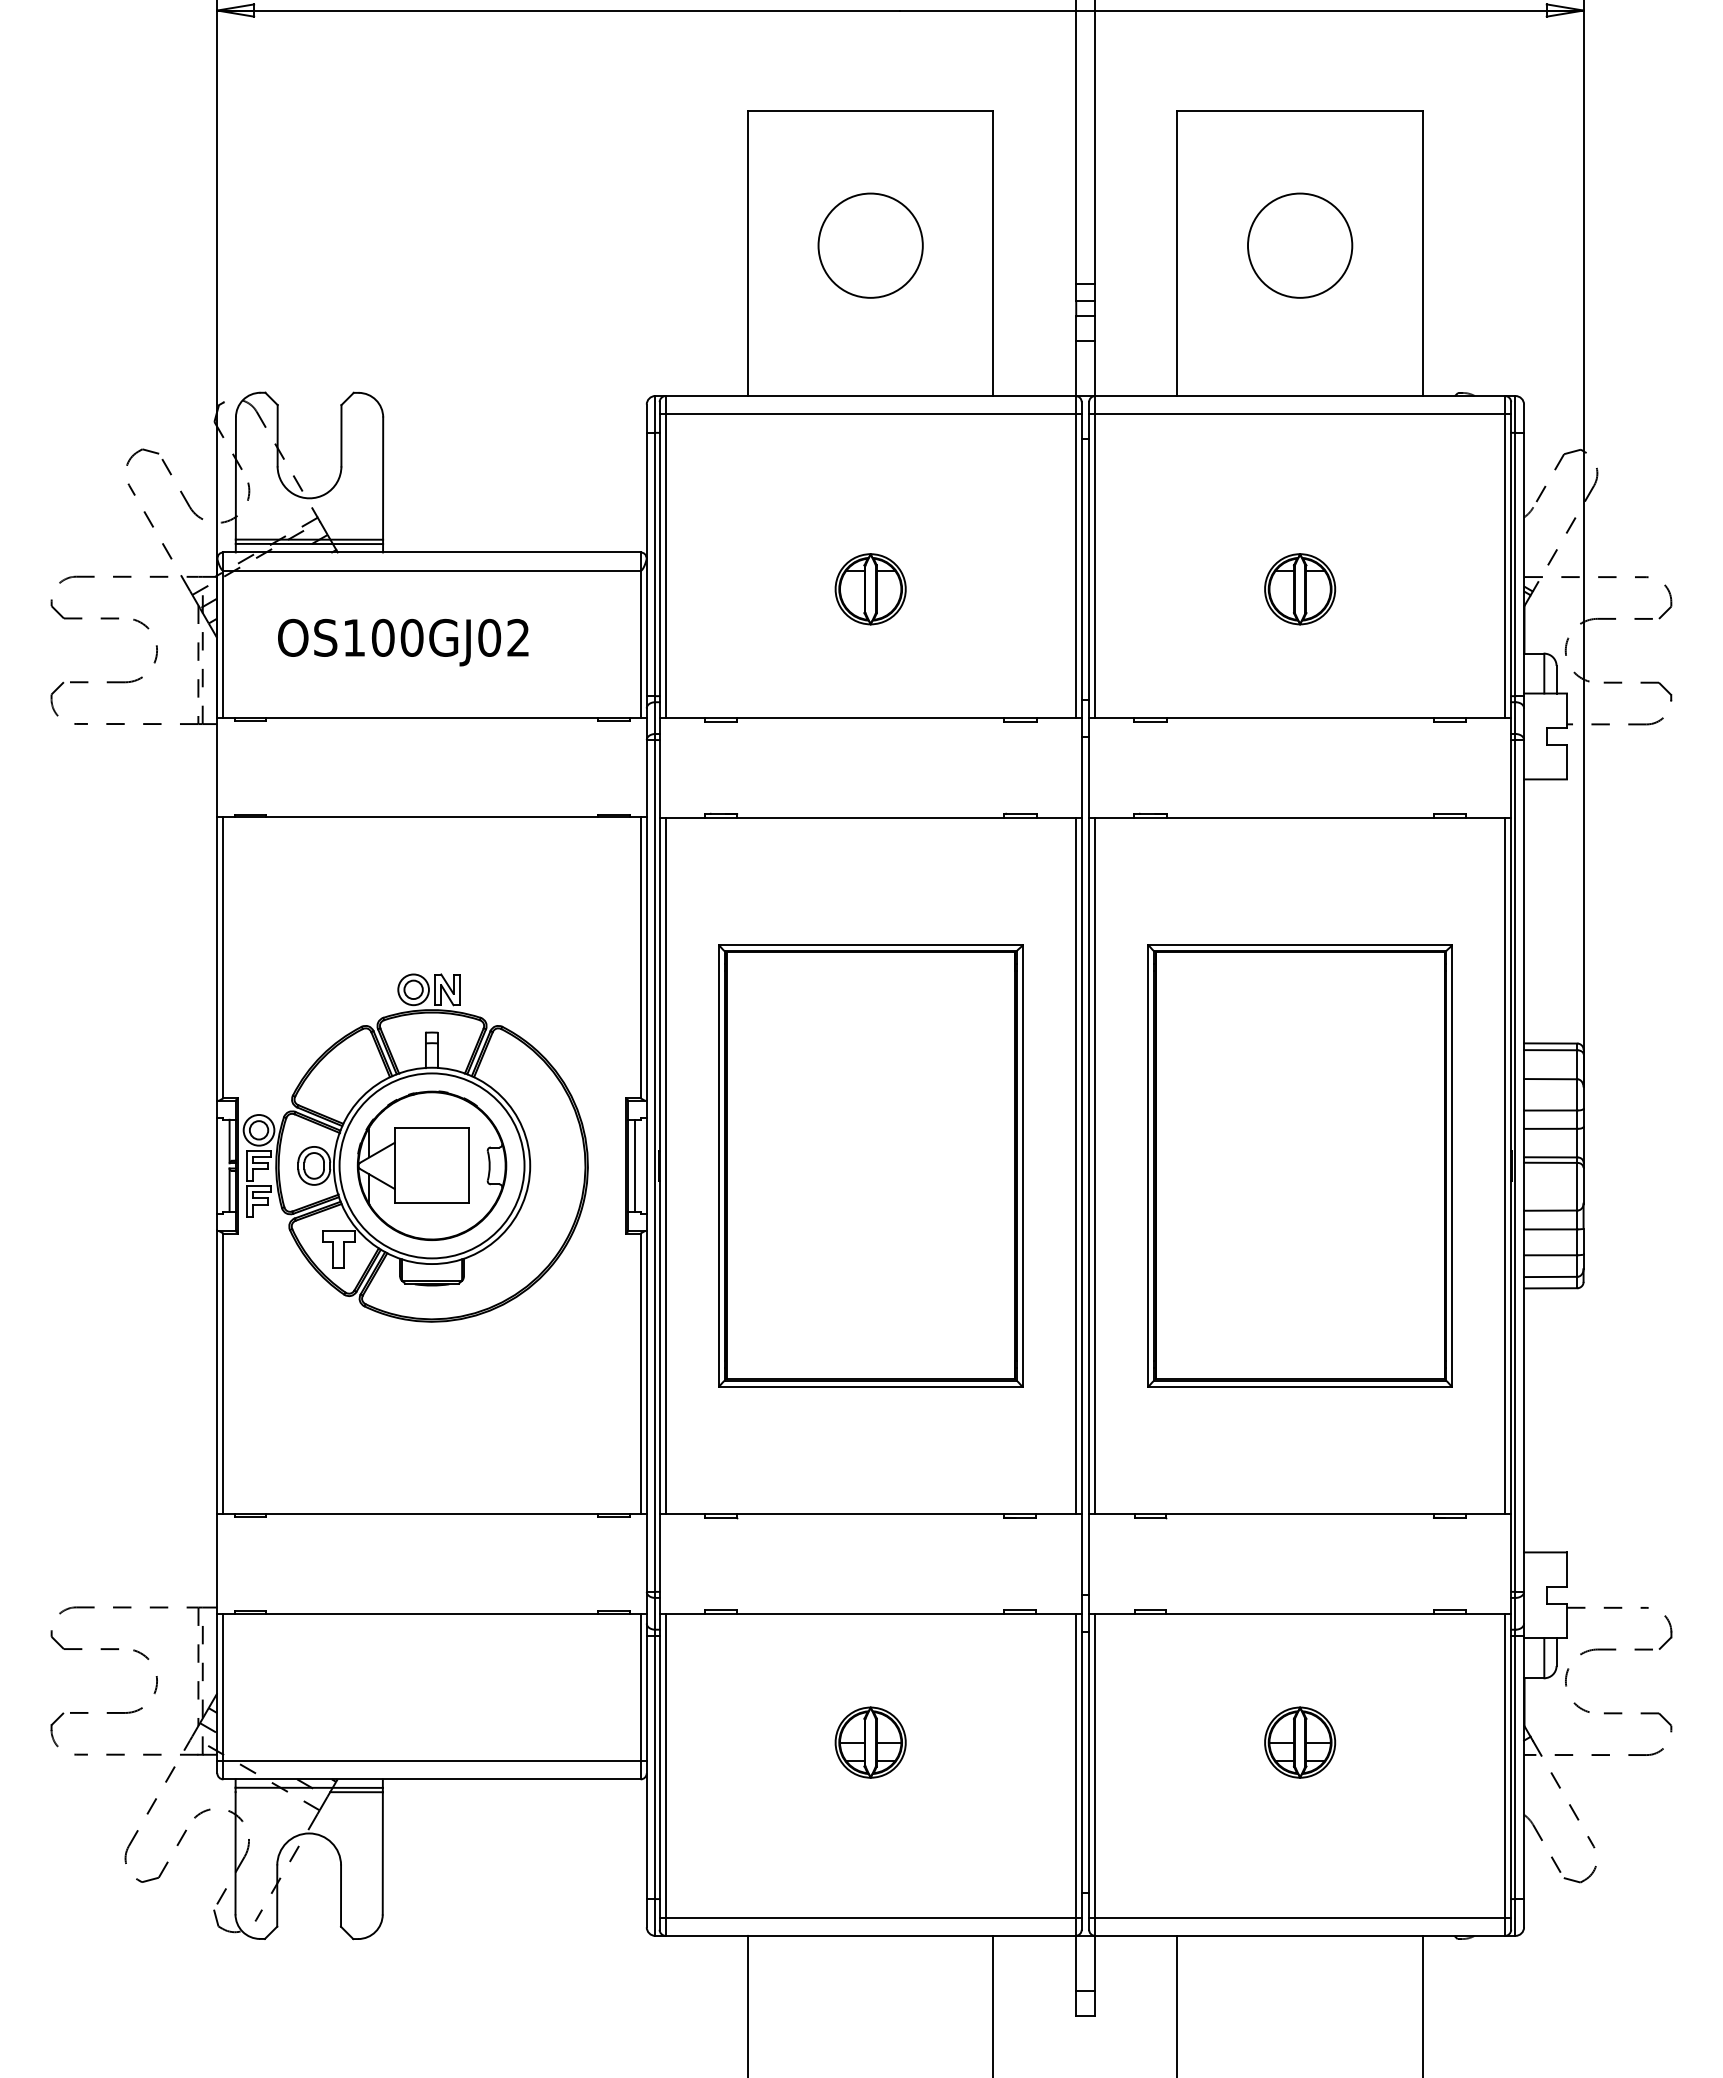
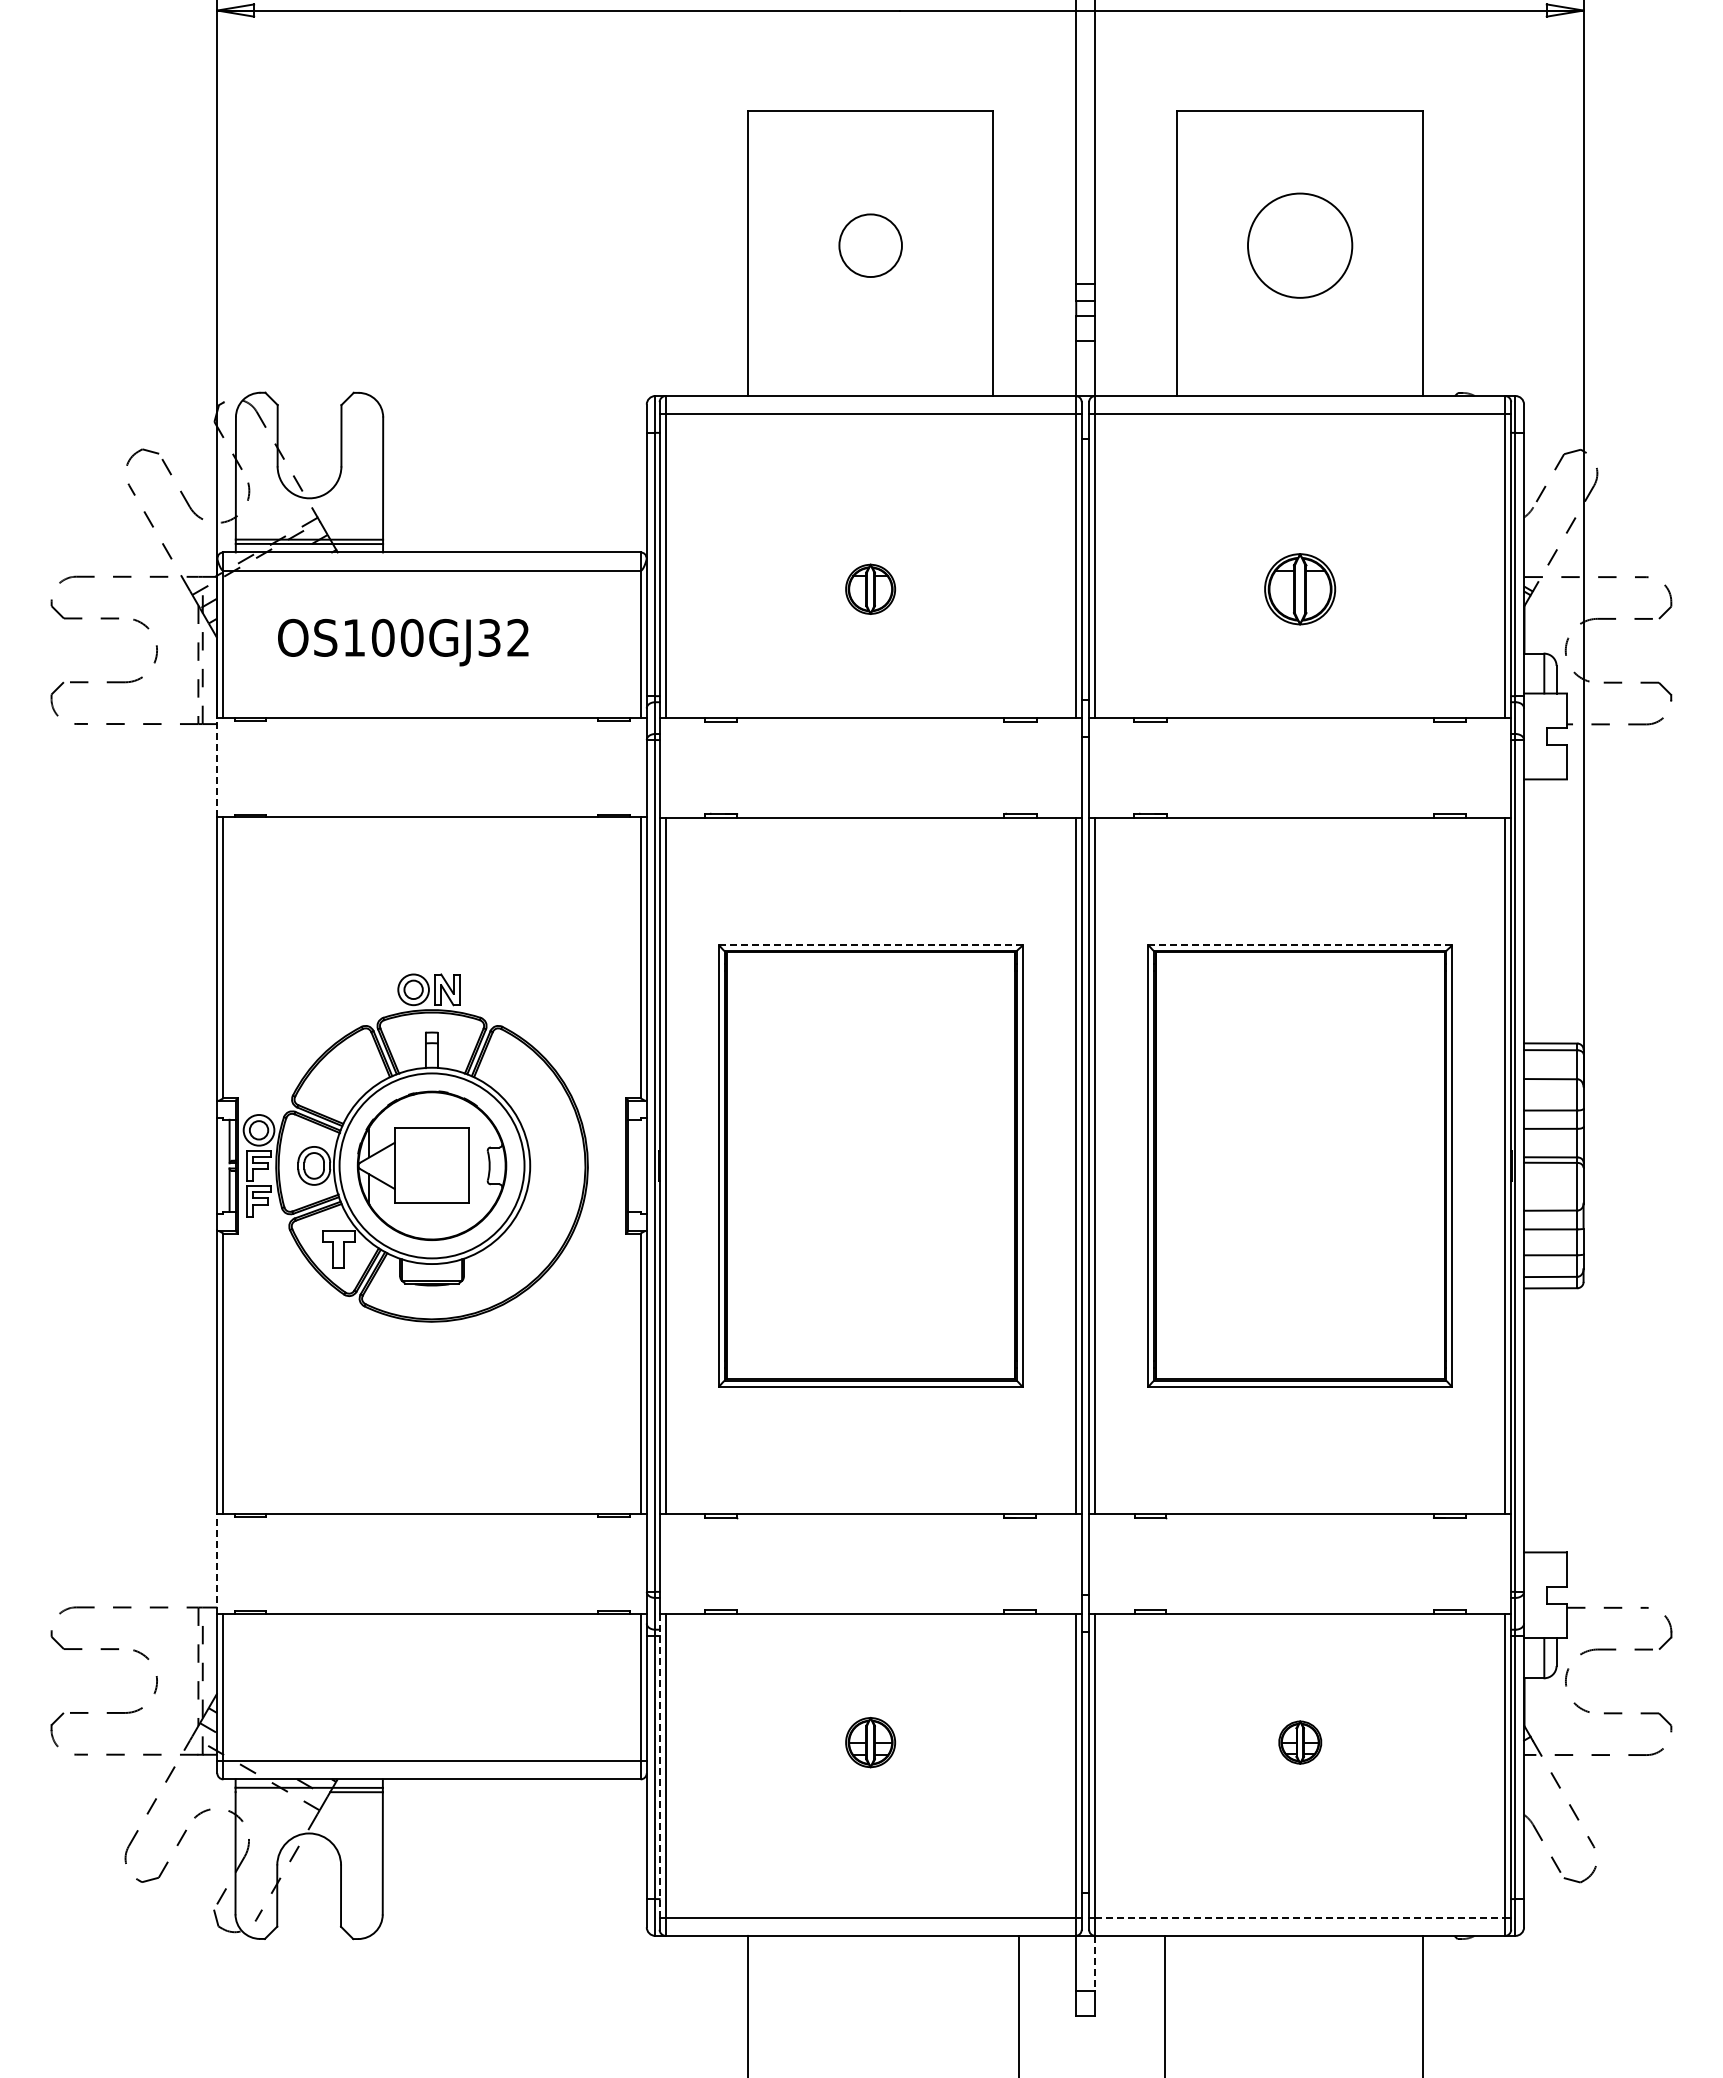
circle diameter: 104 px -> 63 px (870, 245)
part size: 73x73 px -> 52x52 px (870, 588)
text: OS100GJ02 -> OS100GJ32 (489, 637)
line: solid -> dashed (217, 767)
line: solid -> dashed (871, 945)
line: solid -> dashed (1300, 945)
line: present -> none (634, 1165)
line: solid -> dashed (217, 1564)
part size: 73x73 px -> 52x52 px (870, 1742)
part size: 73x73 px -> 45x45 px (1300, 1742)
line: solid -> dashed (659, 1765)
line: solid -> dashed (1300, 1917)
line: solid -> dashed (1094, 1963)
line position: (993, 2004) -> (1019, 2004) (1019, 2004)
line position: (1177, 2004) -> (1165, 2004) (1165, 2004)
